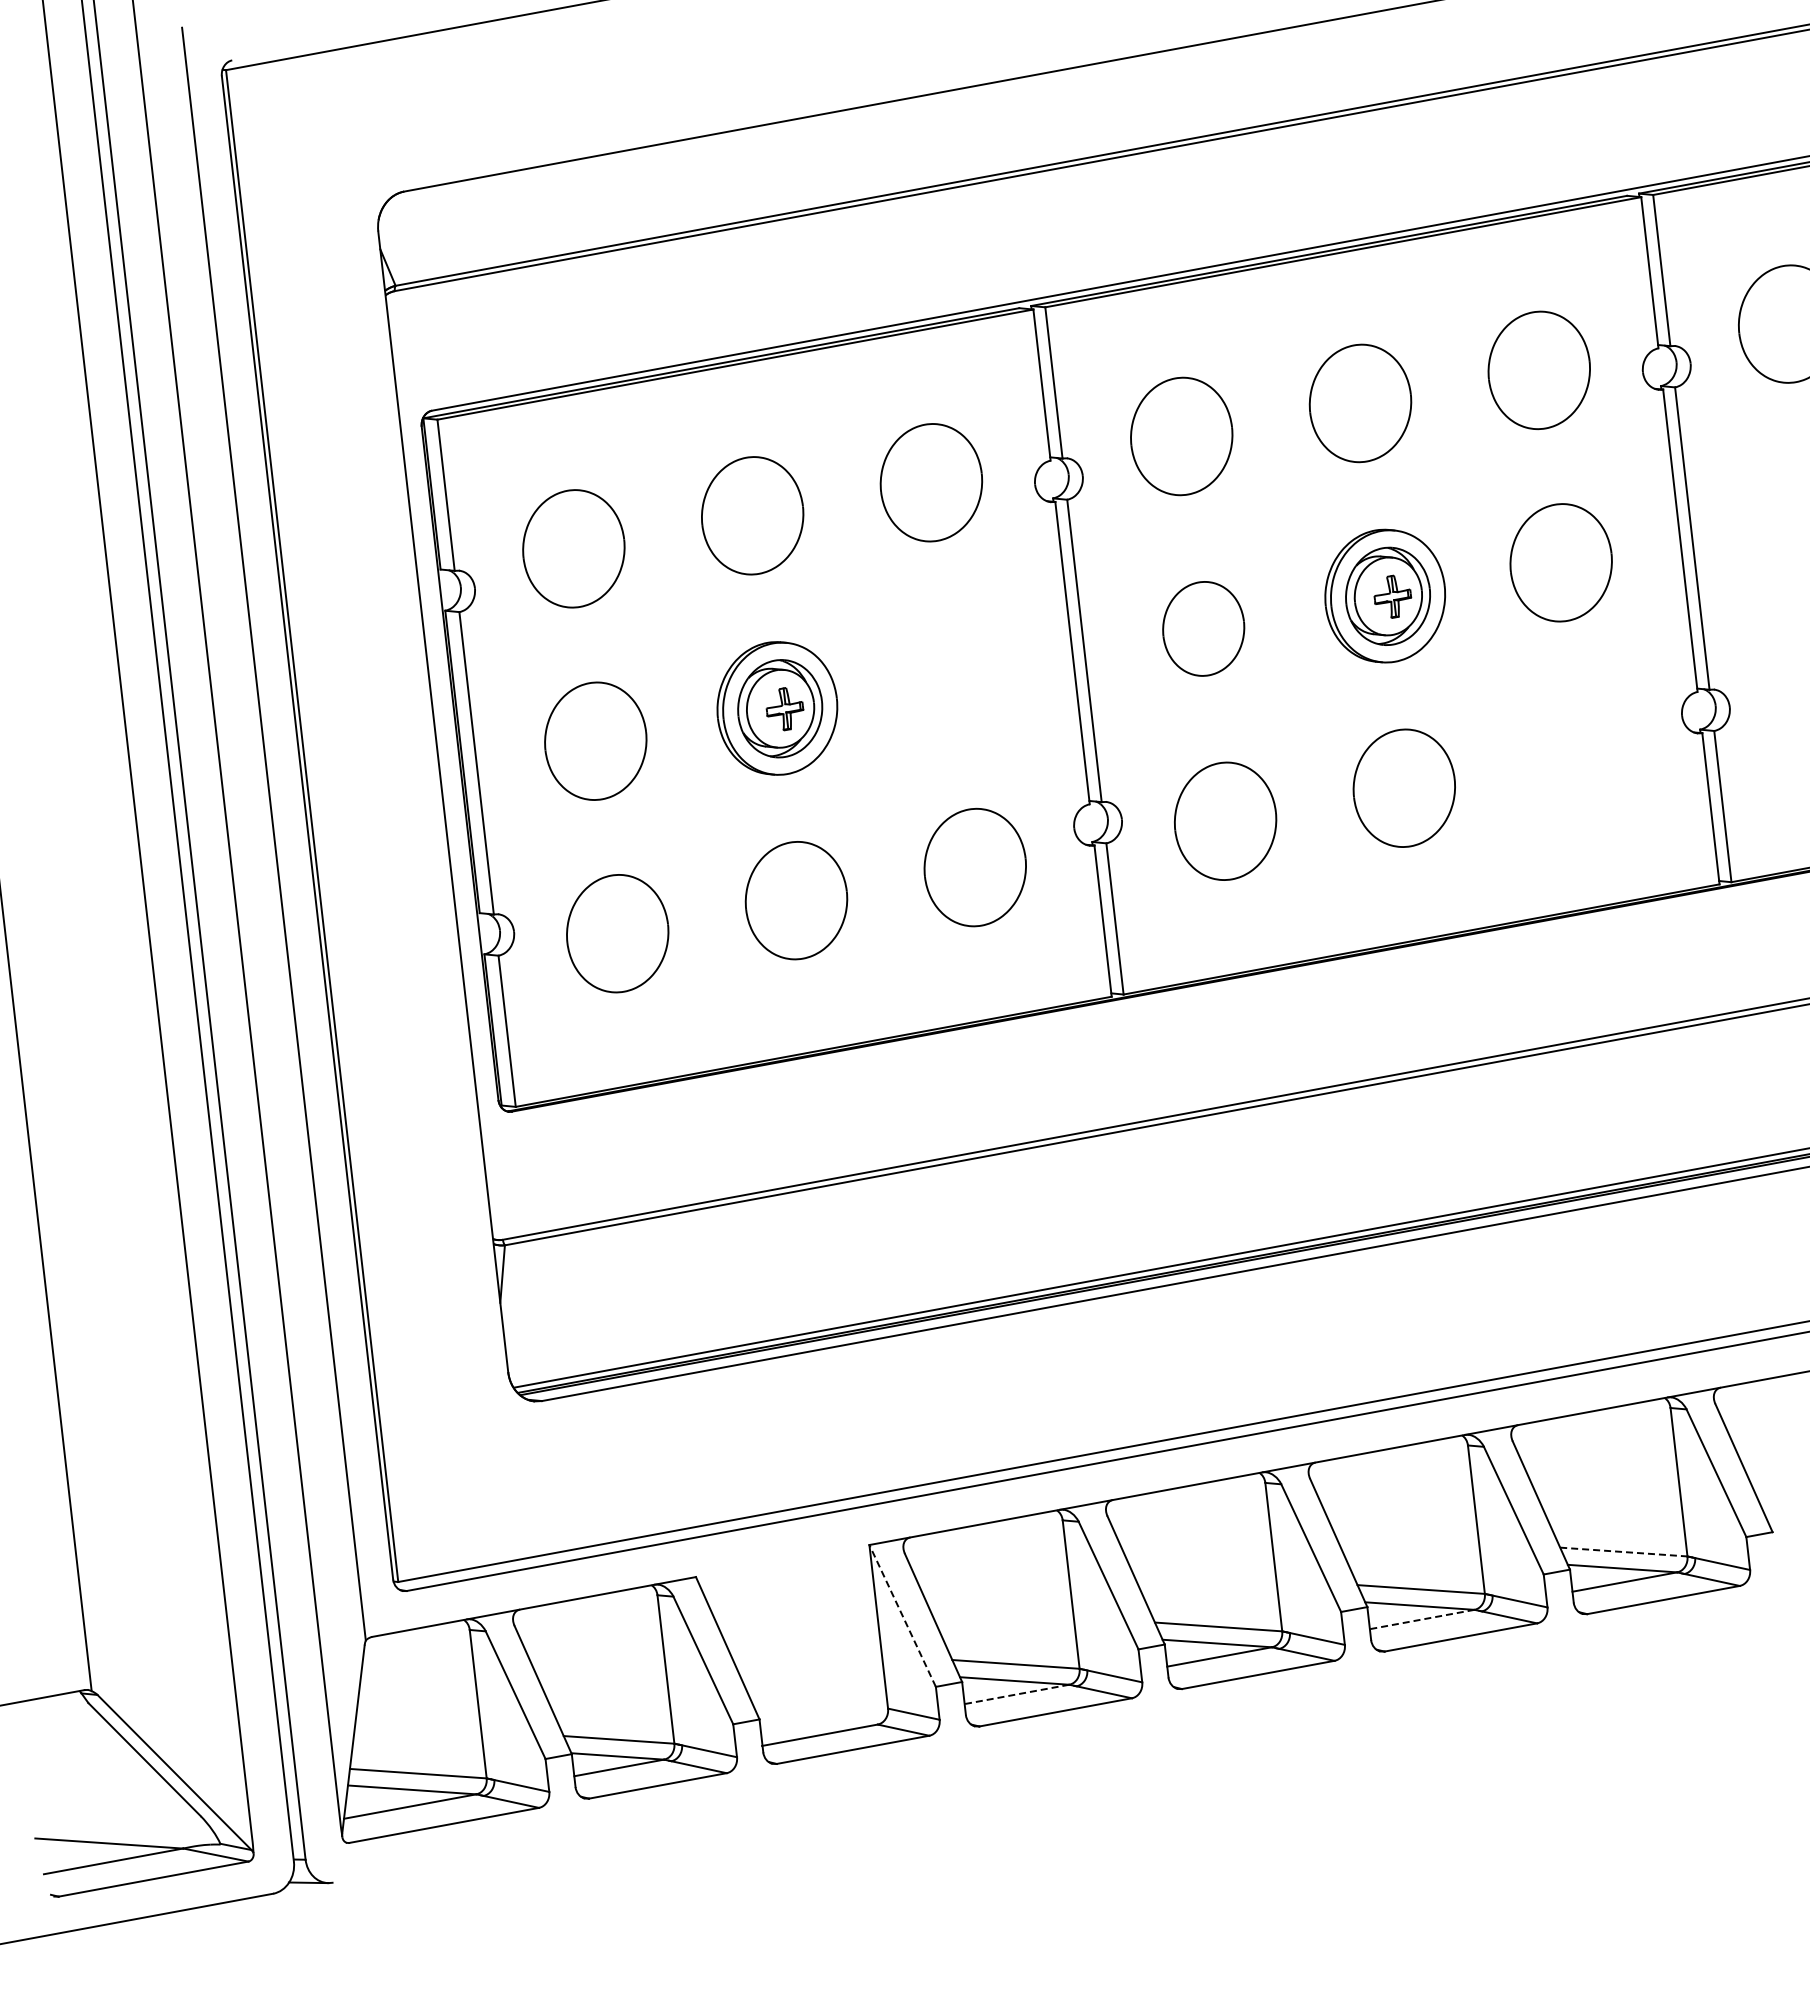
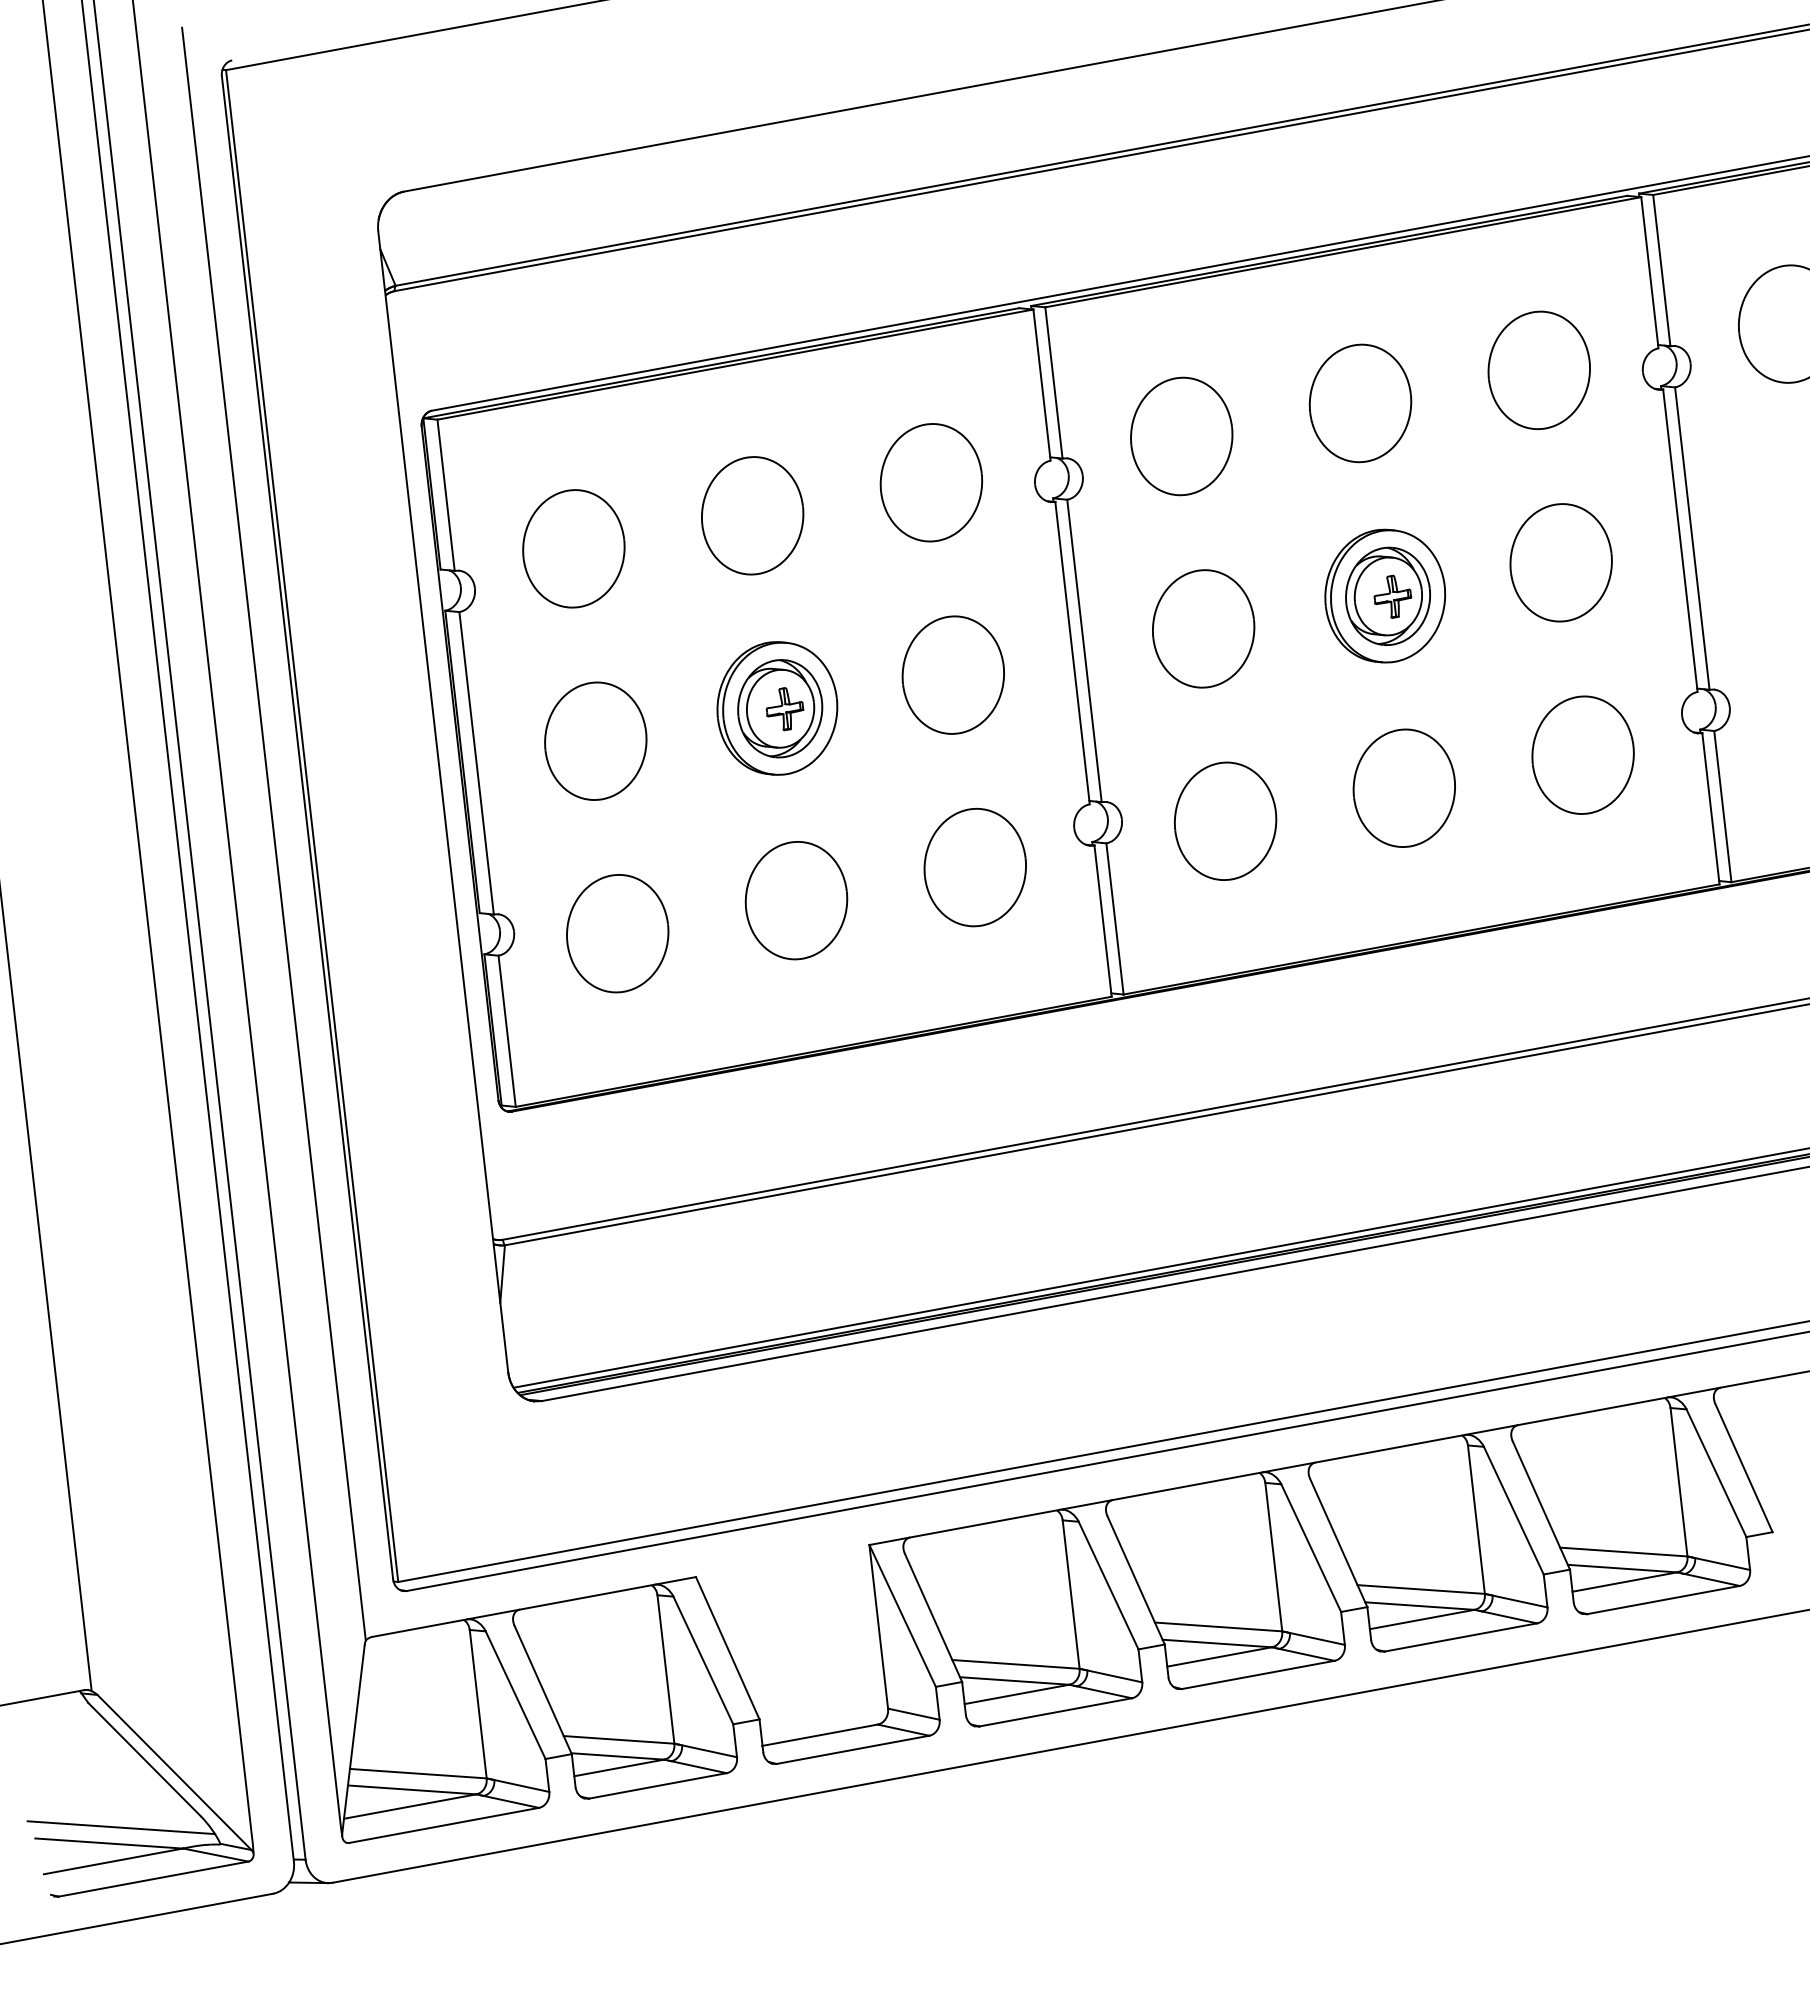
part size: 84x96 px -> 104x120 px (1203, 628)
part: none -> present (952, 674)
part: none -> present (1582, 754)
line: dashed -> solid (1623, 1552)
line: dashed -> solid (902, 1615)
line: dashed -> solid (1421, 1619)
line: dashed -> solid (1016, 1694)
line: none -> present (1069, 1746)
line: none -> present (121, 1827)
